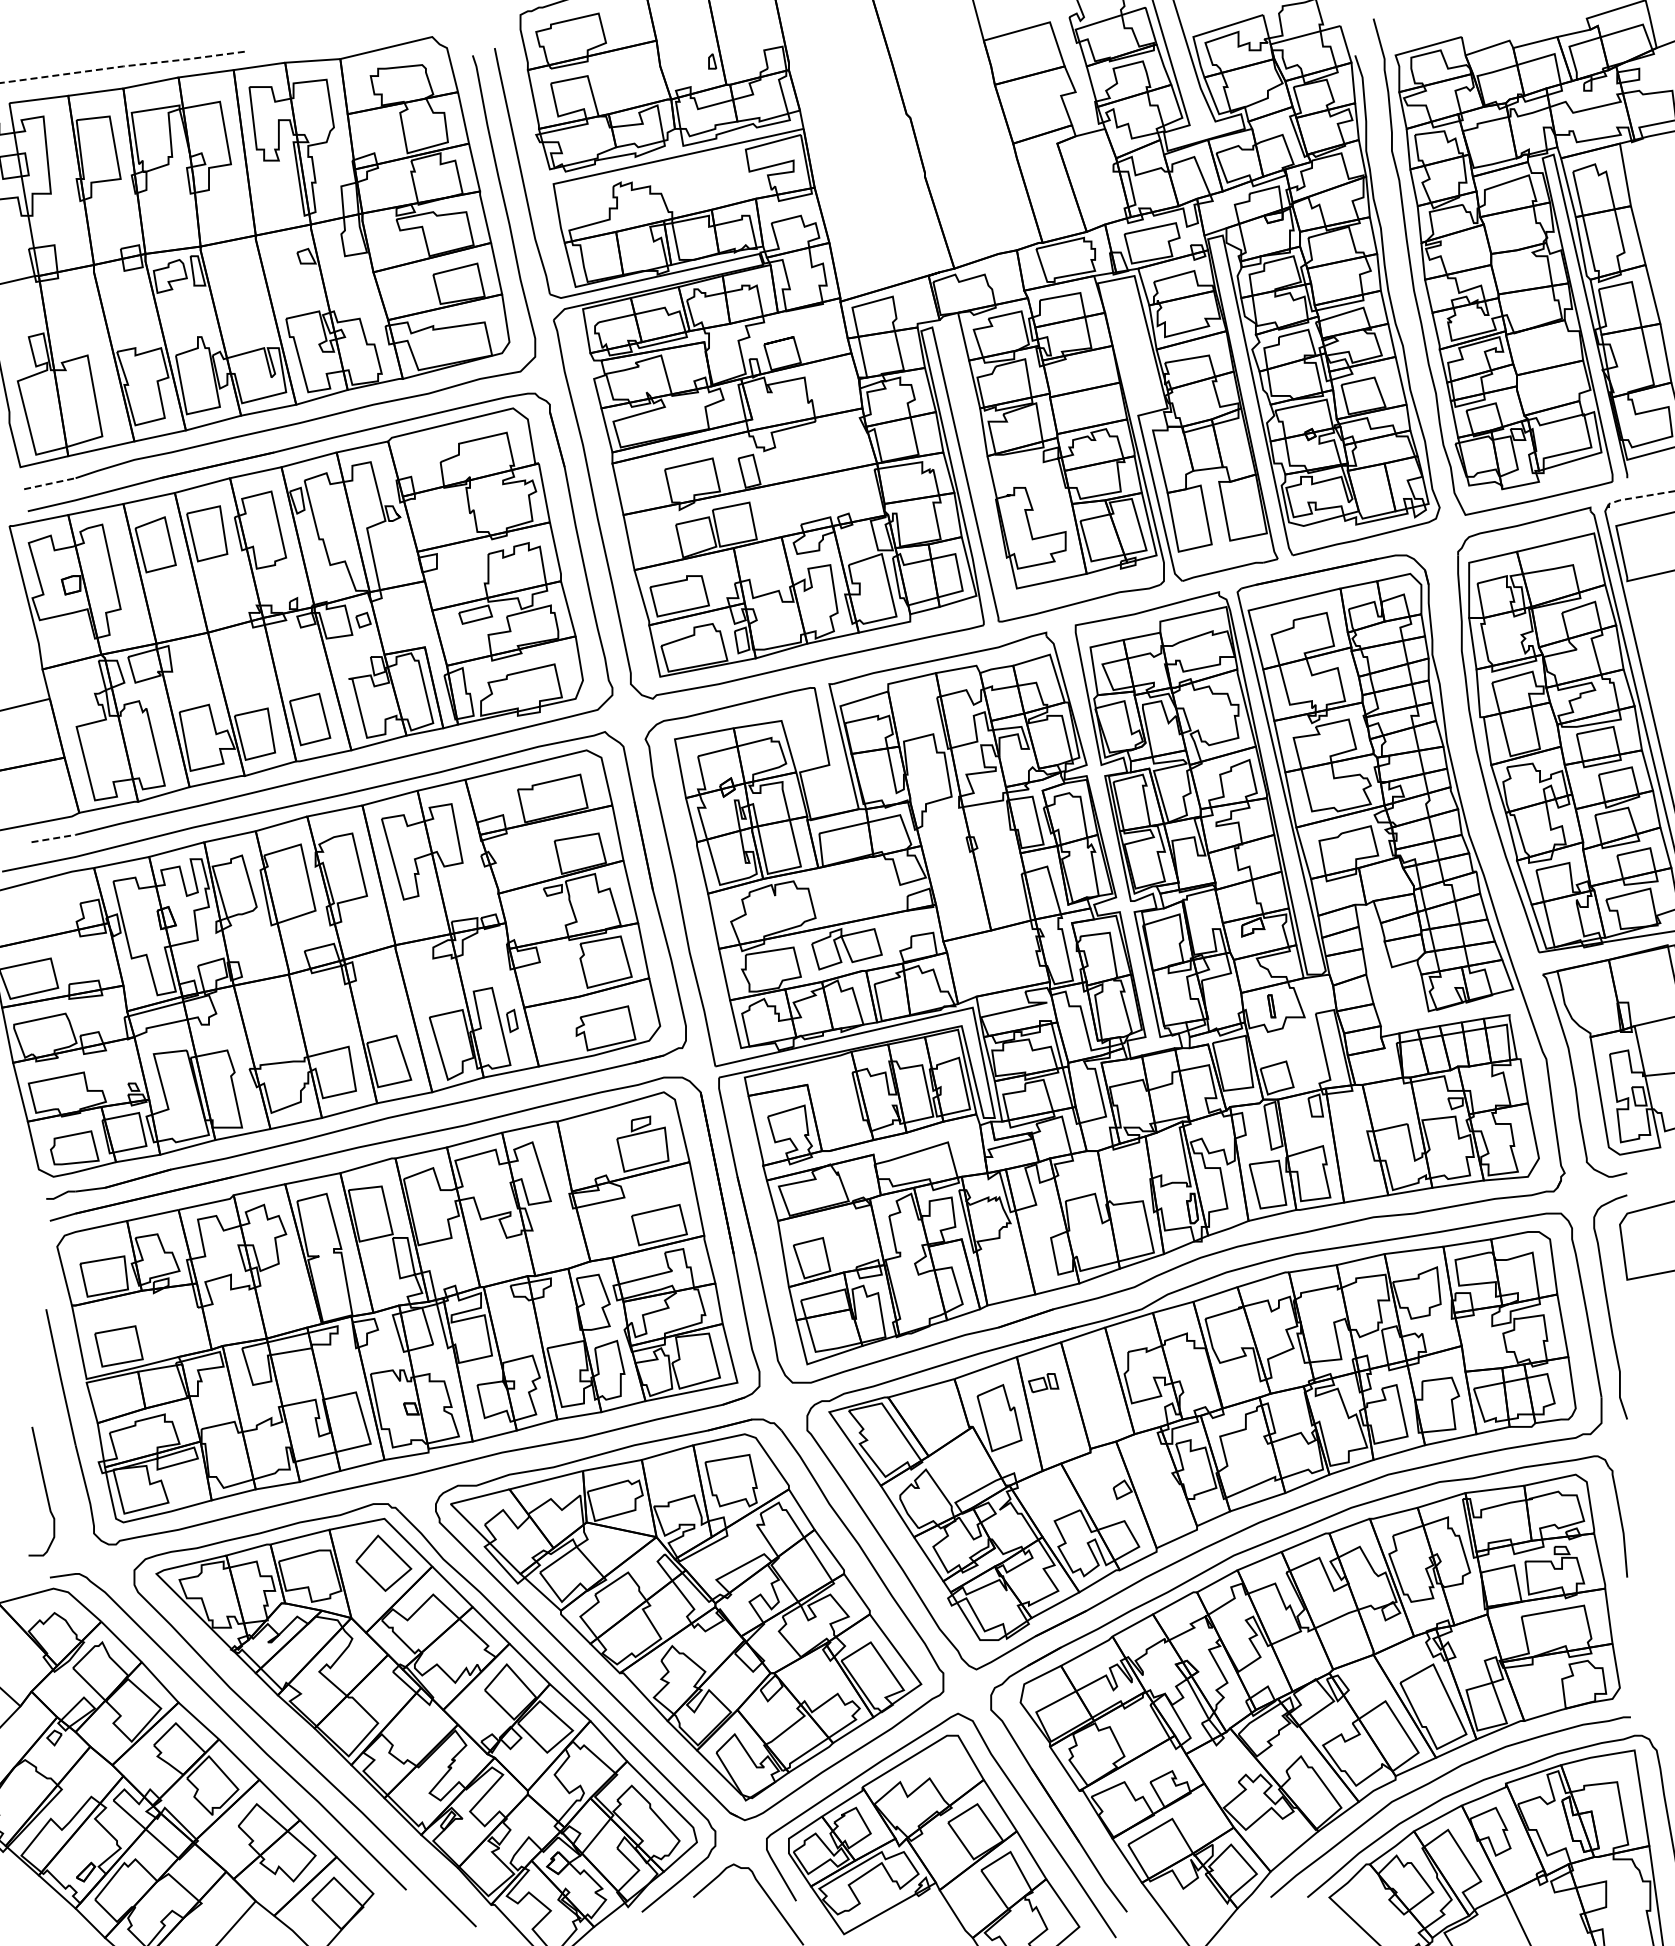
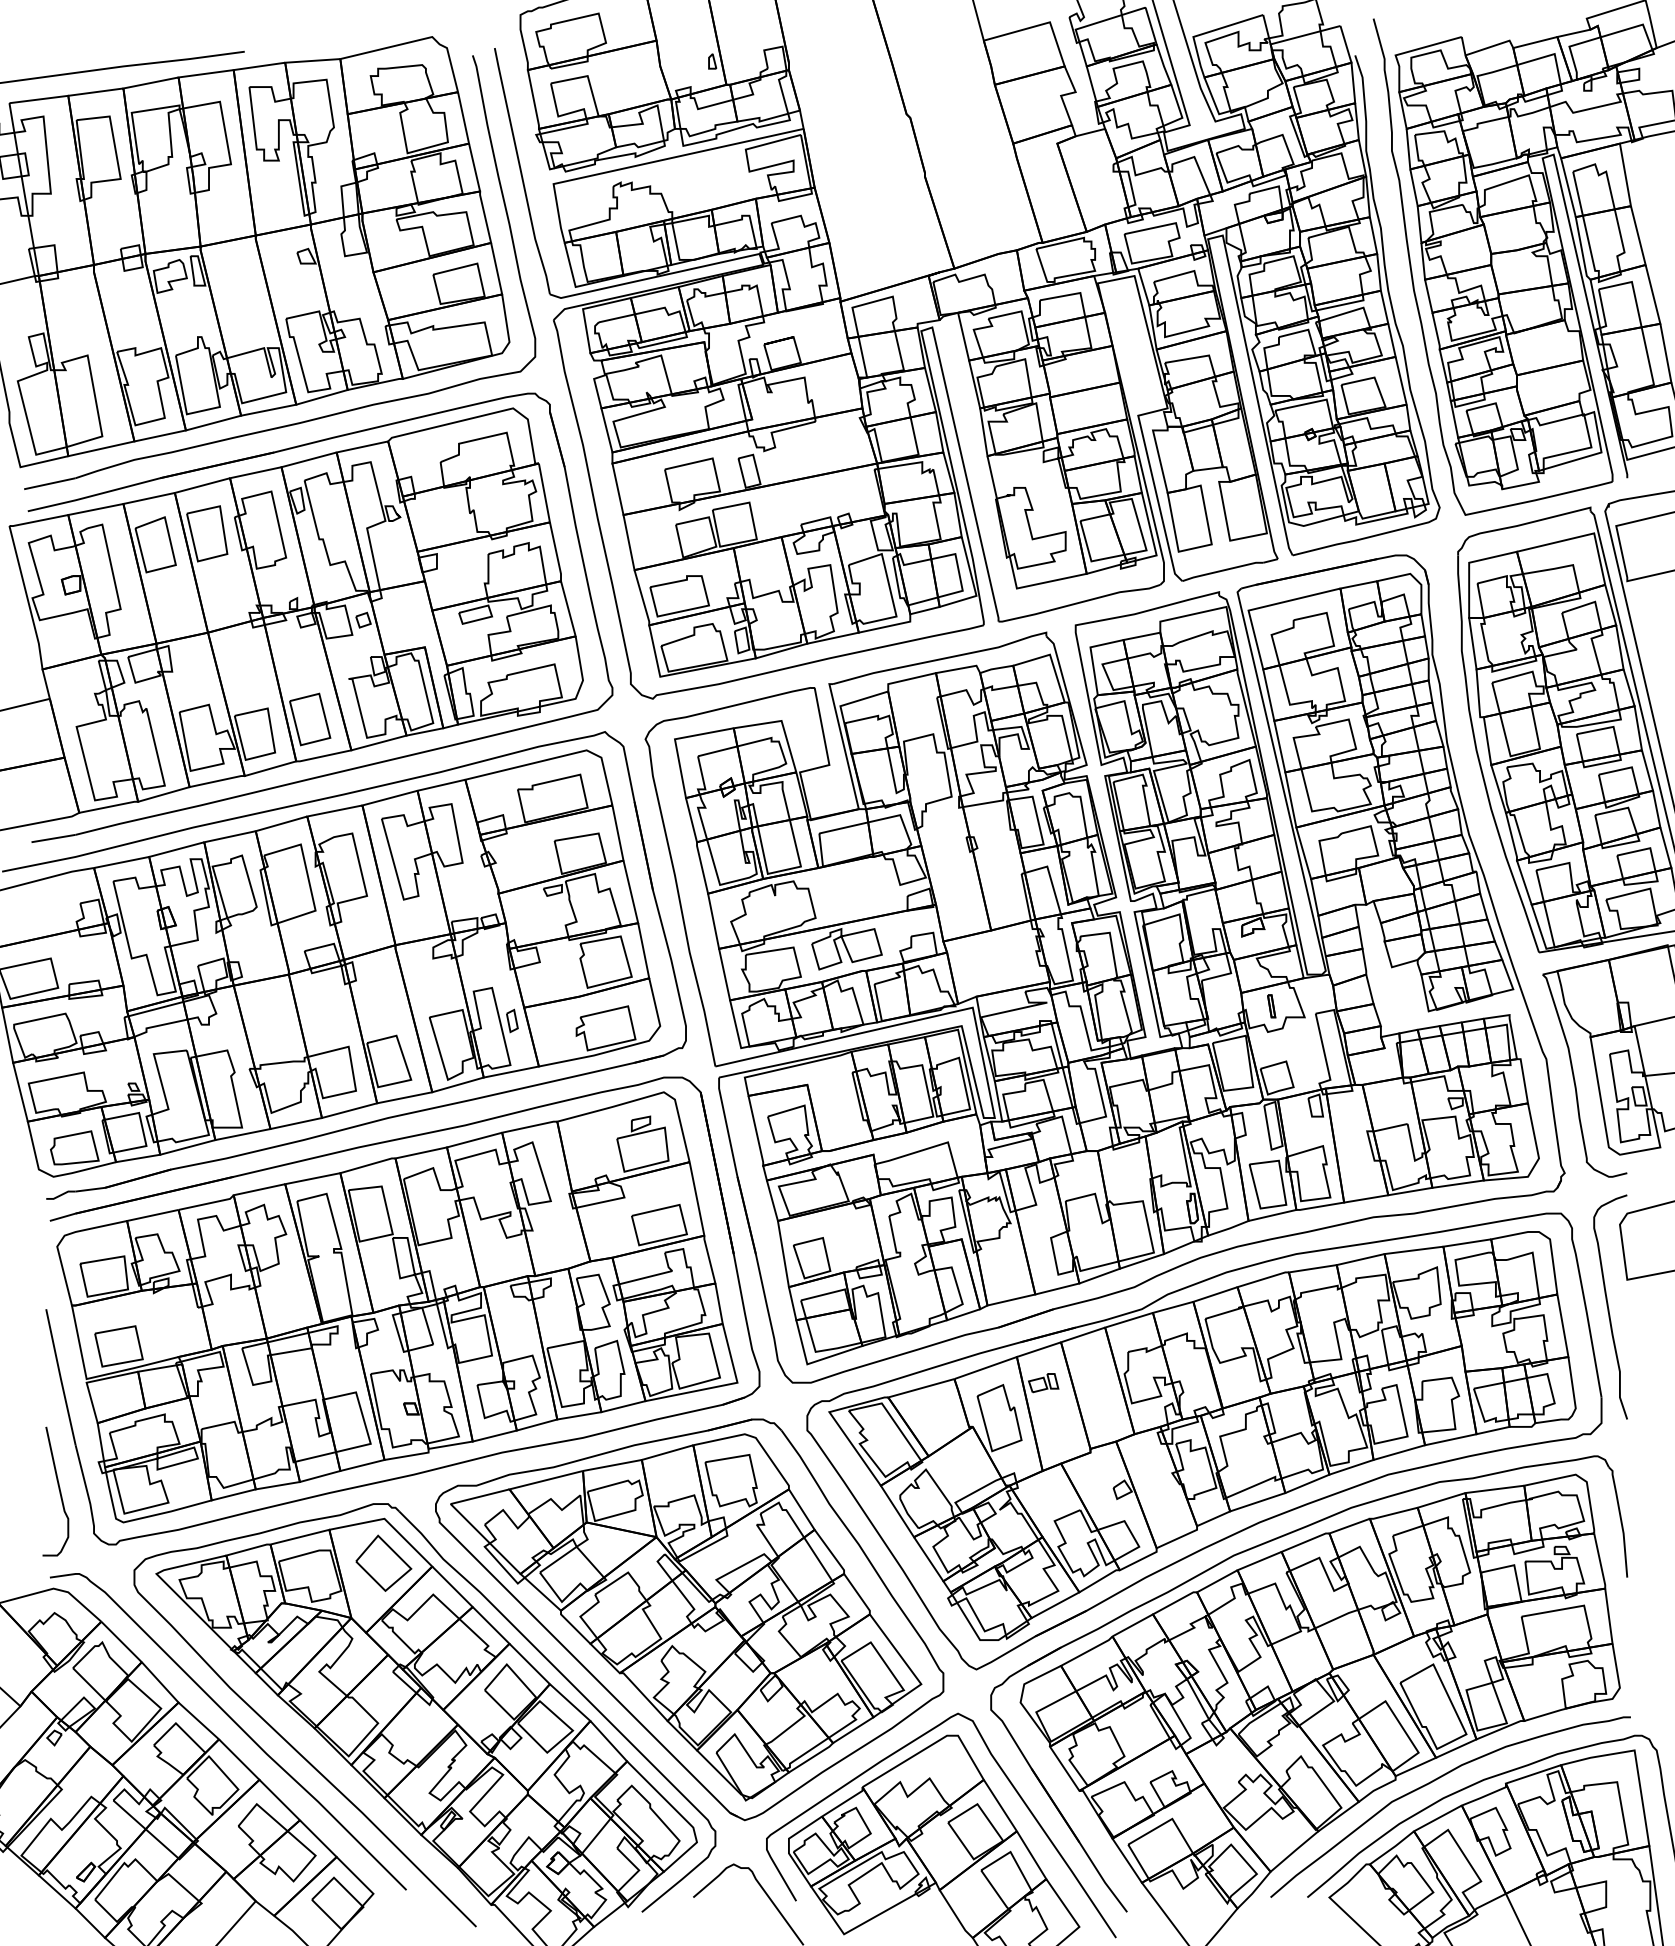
line: dashed -> solid (123, 66)
line: dashed -> solid (50, 483)
line: dashed -> solid (1638, 497)
line: dashed -> solid (54, 838)
curve position: (44, 1489) -> (58, 1489) (58, 1489)
